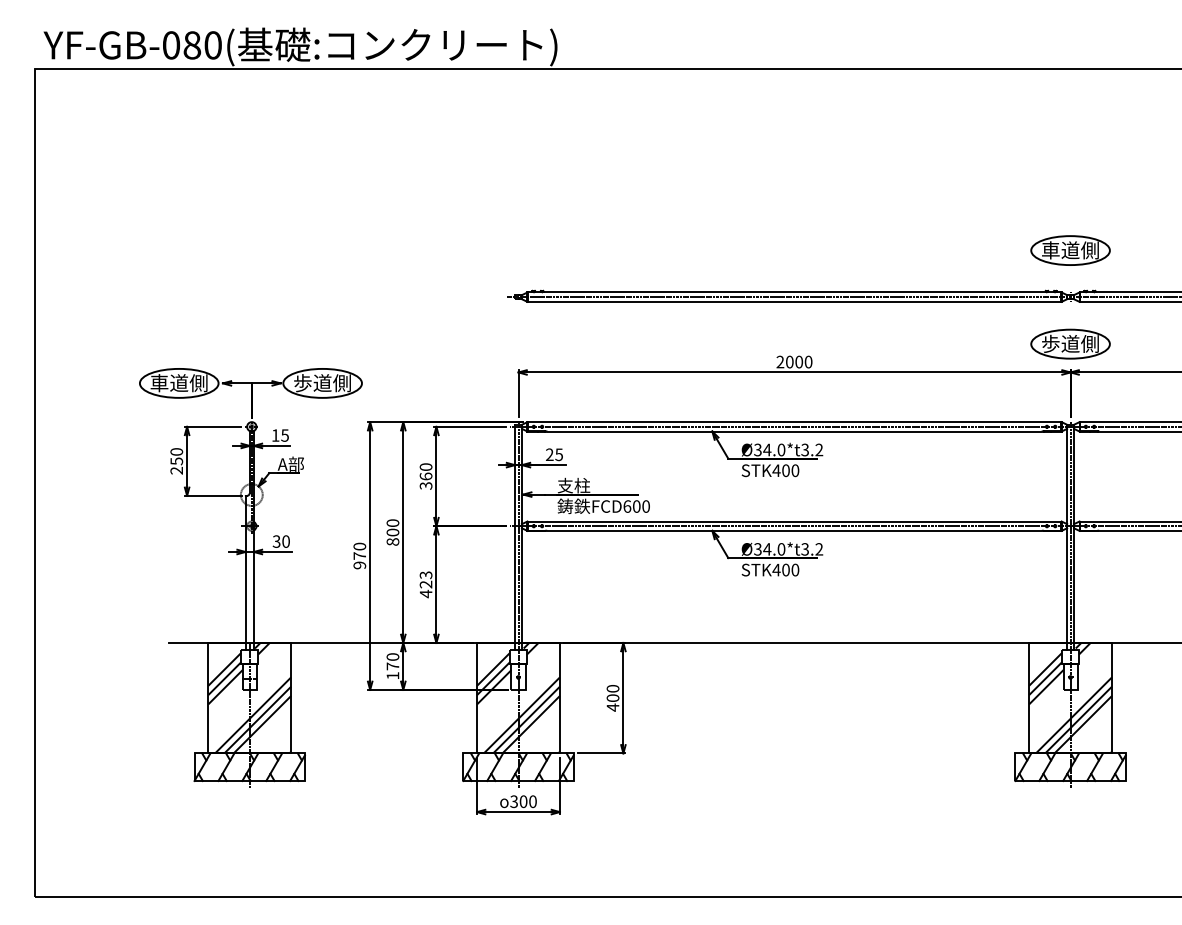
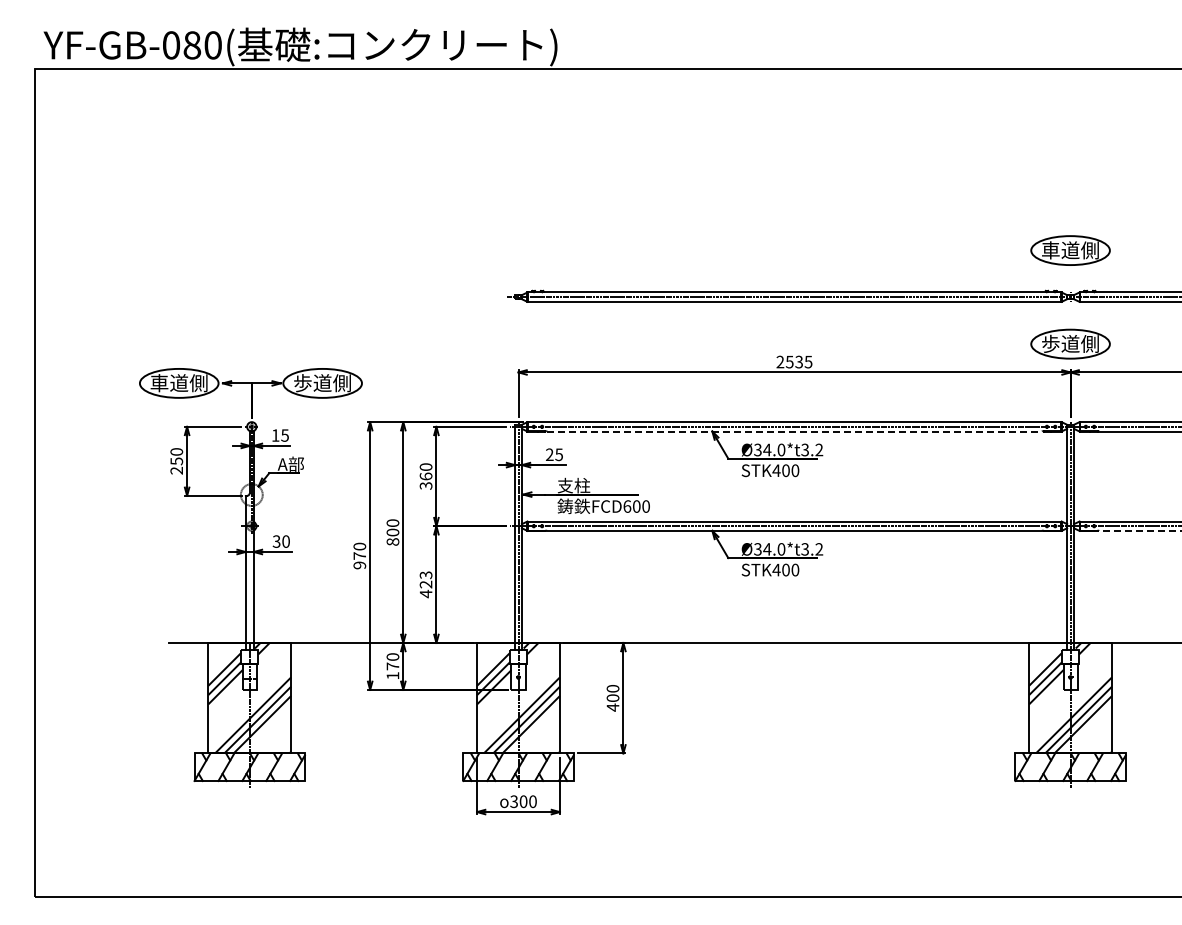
text: 2000 -> 2535 (798, 361)
line: solid -> dashed (794, 431)
line: solid -> dashed (1139, 530)
